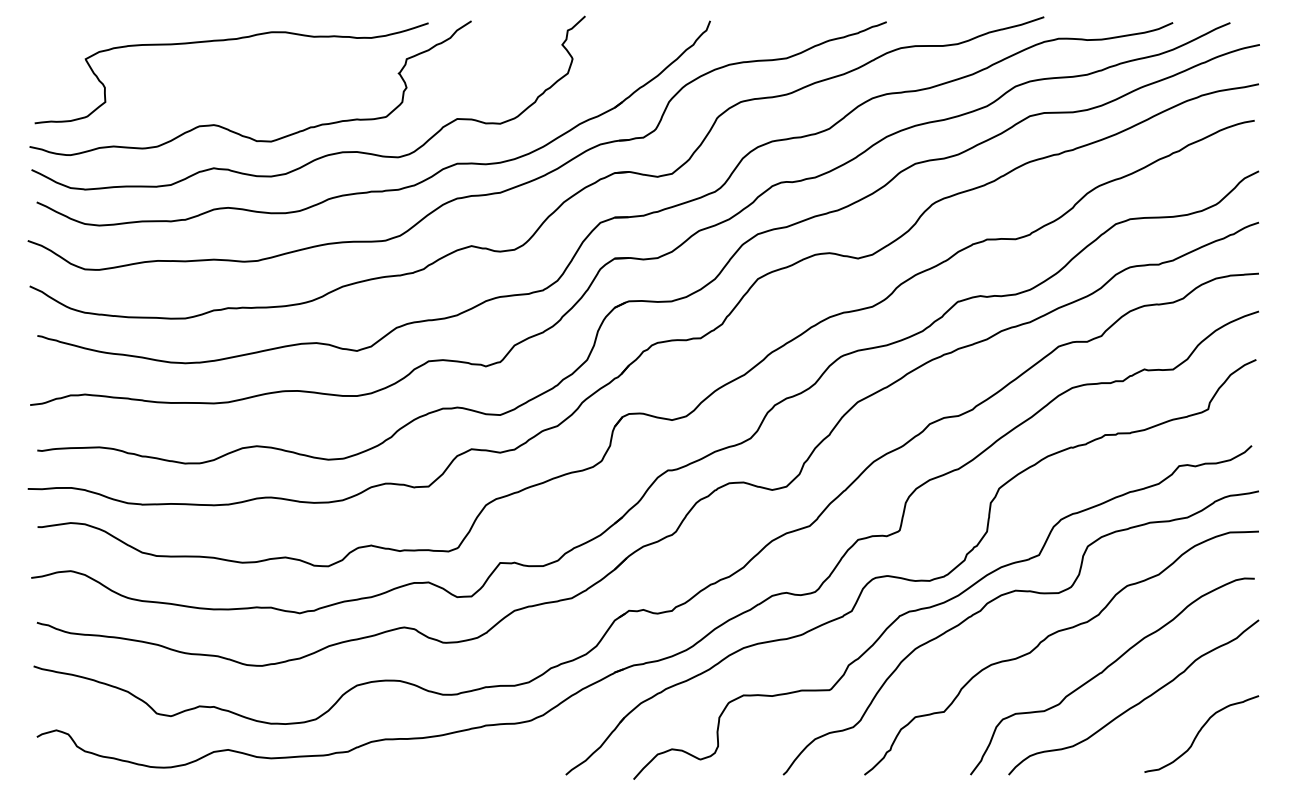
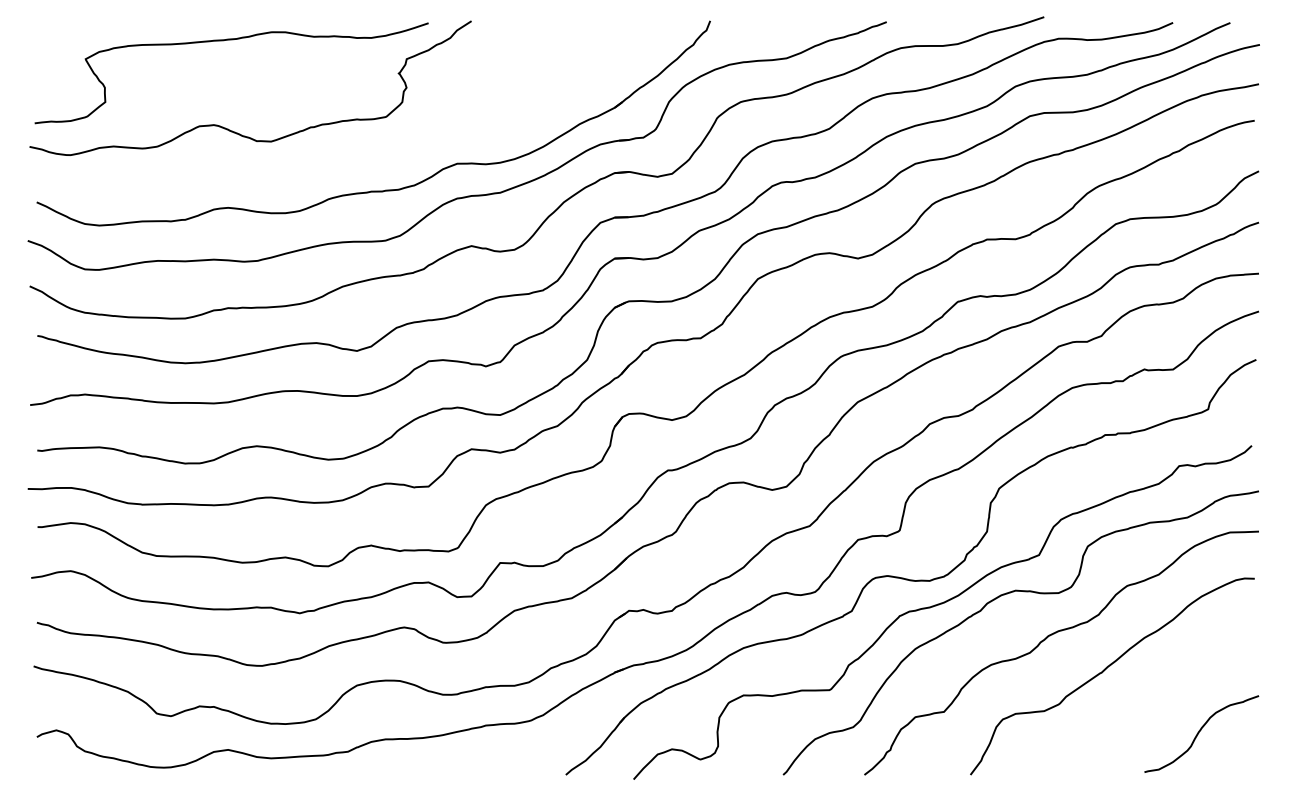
curve: present -> none (326, 154)
curve: present -> none (1136, 703)
